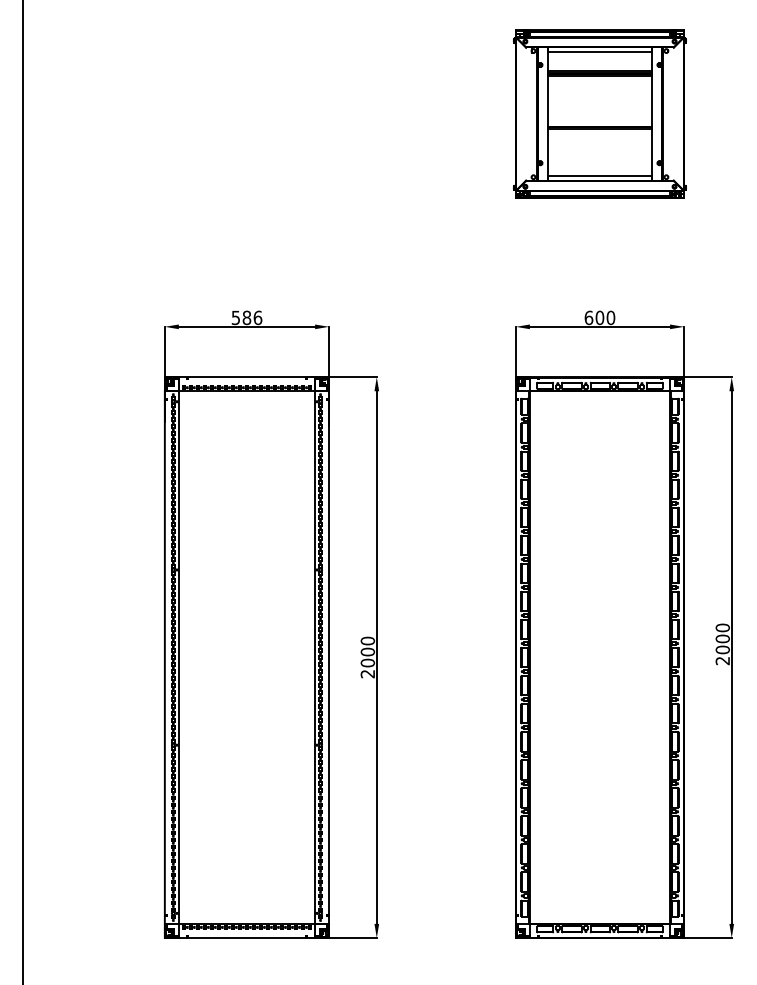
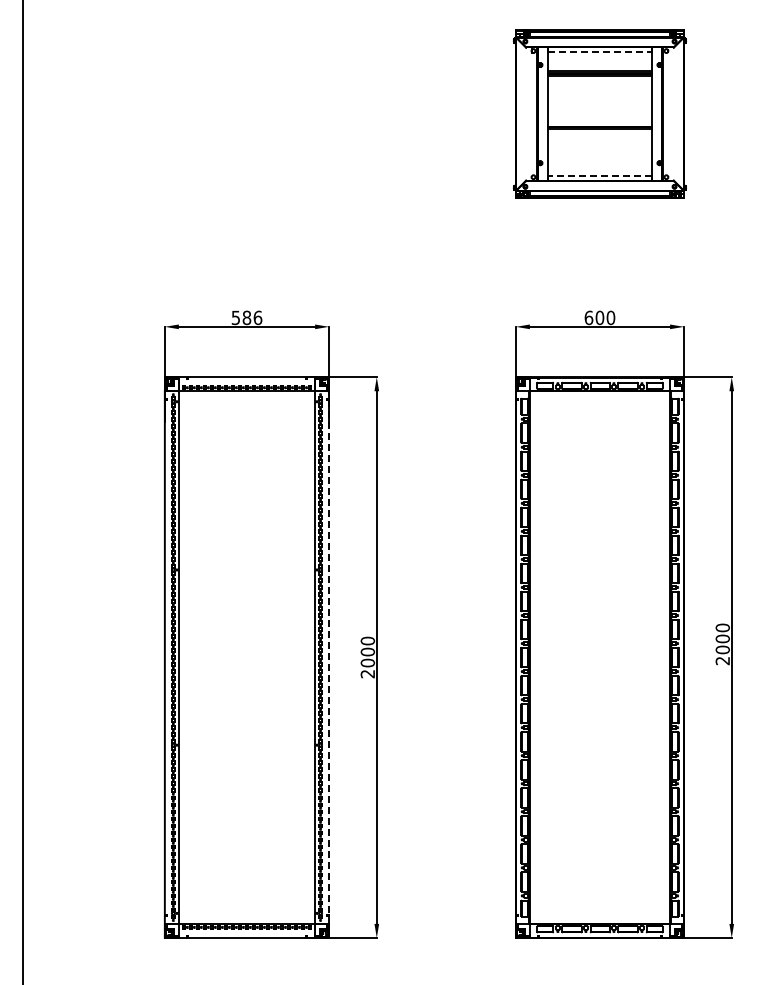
line: solid -> dashed (600, 52)
line: solid -> dashed (599, 176)
line: solid -> dashed (329, 657)
